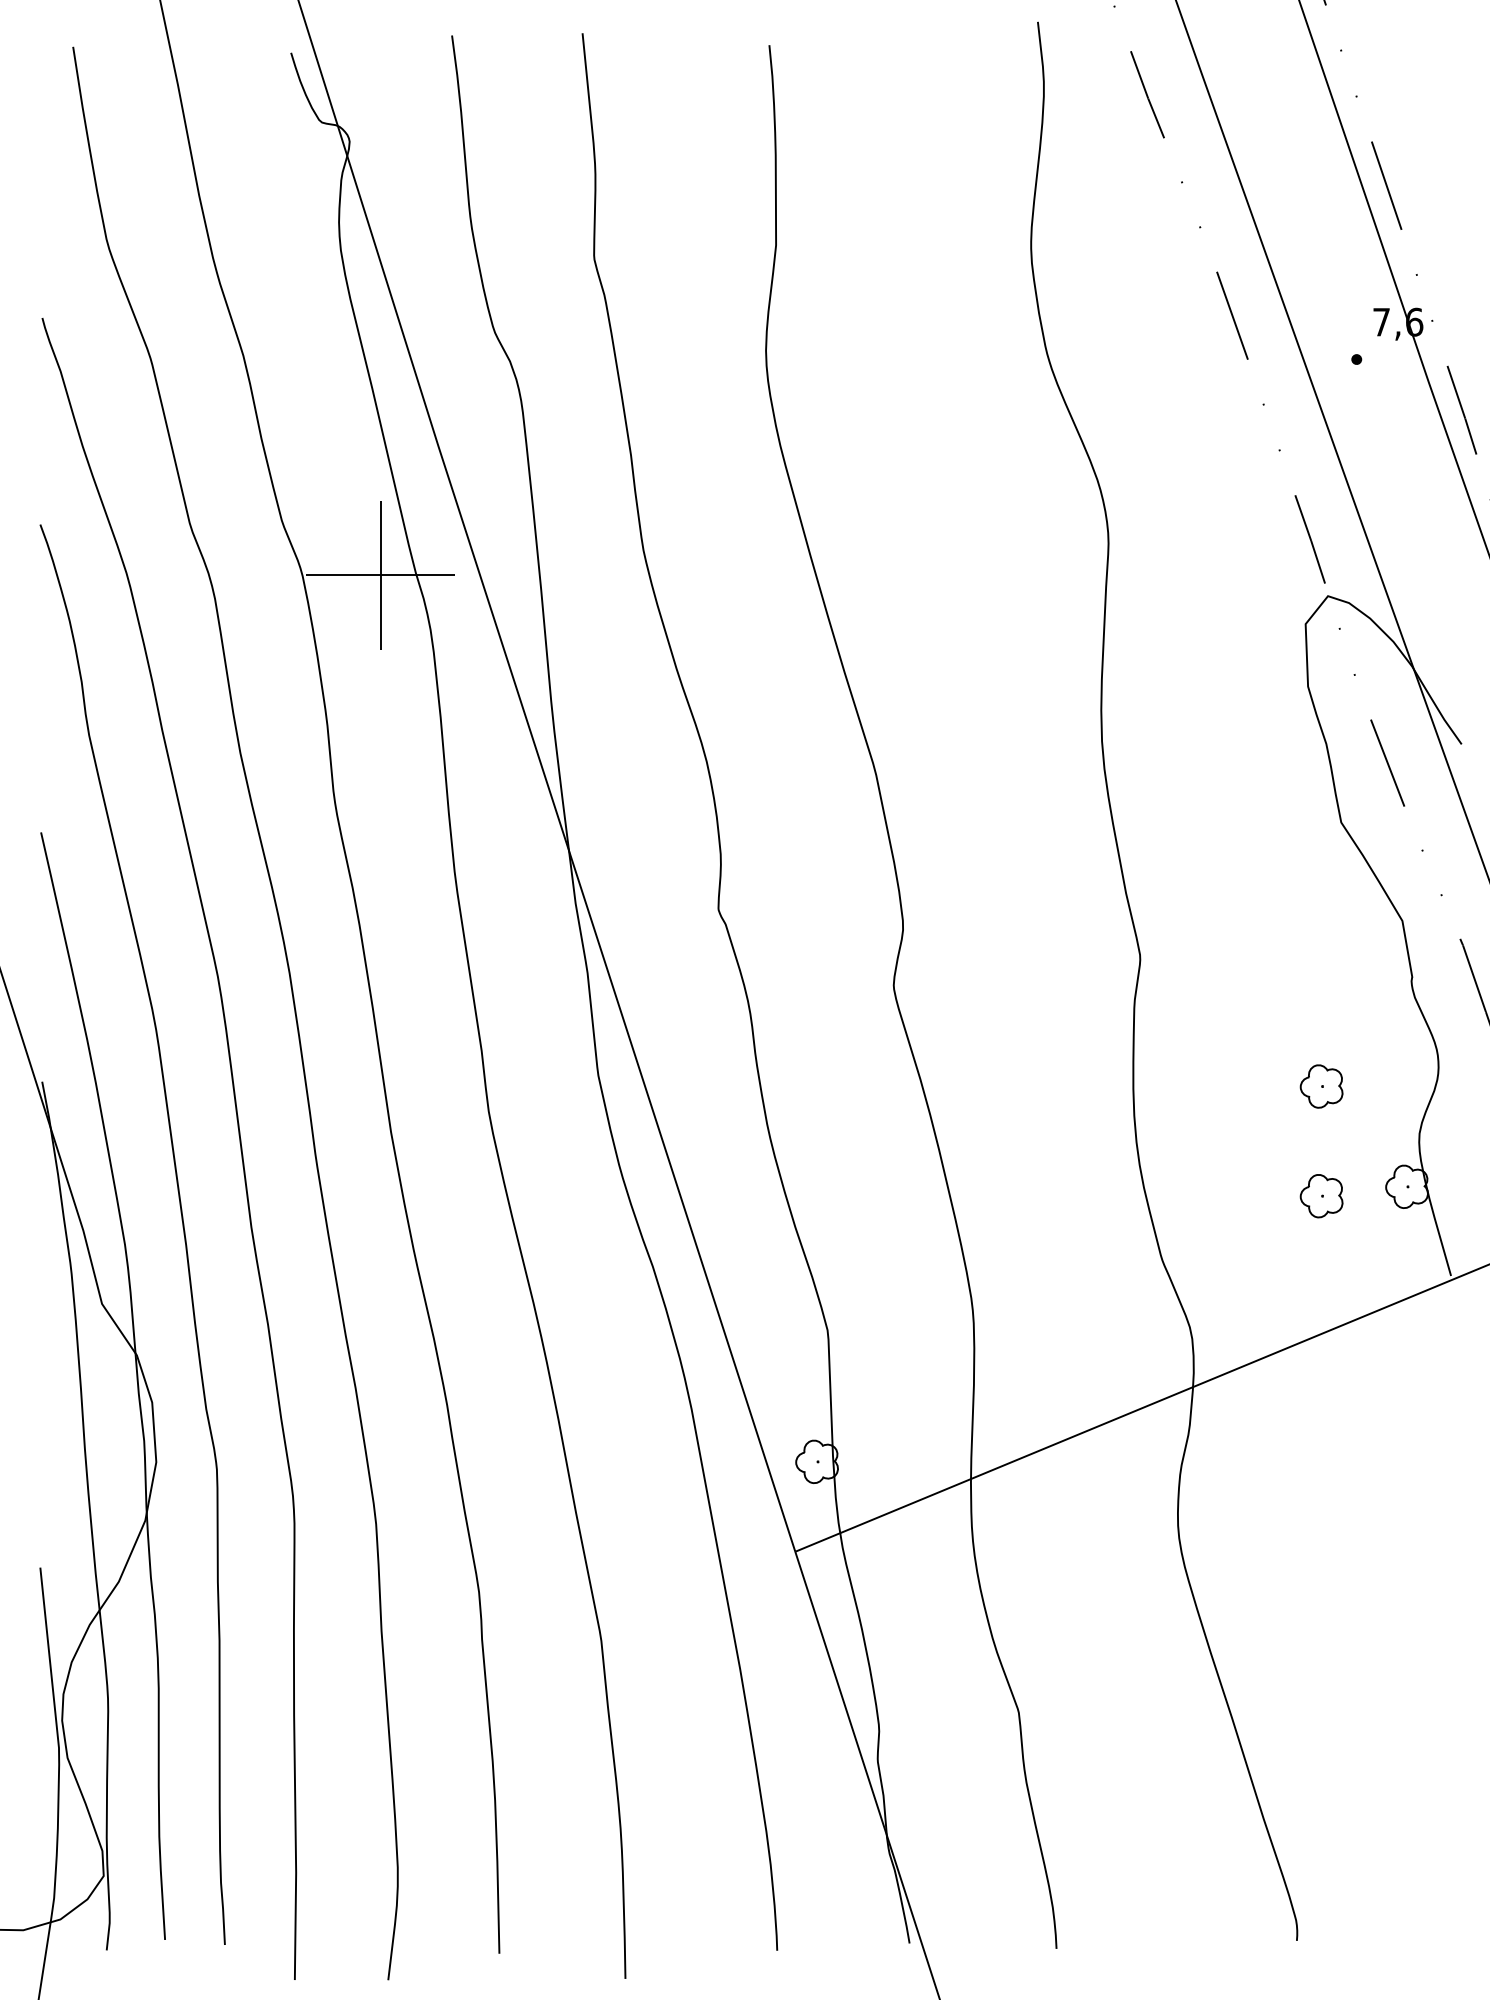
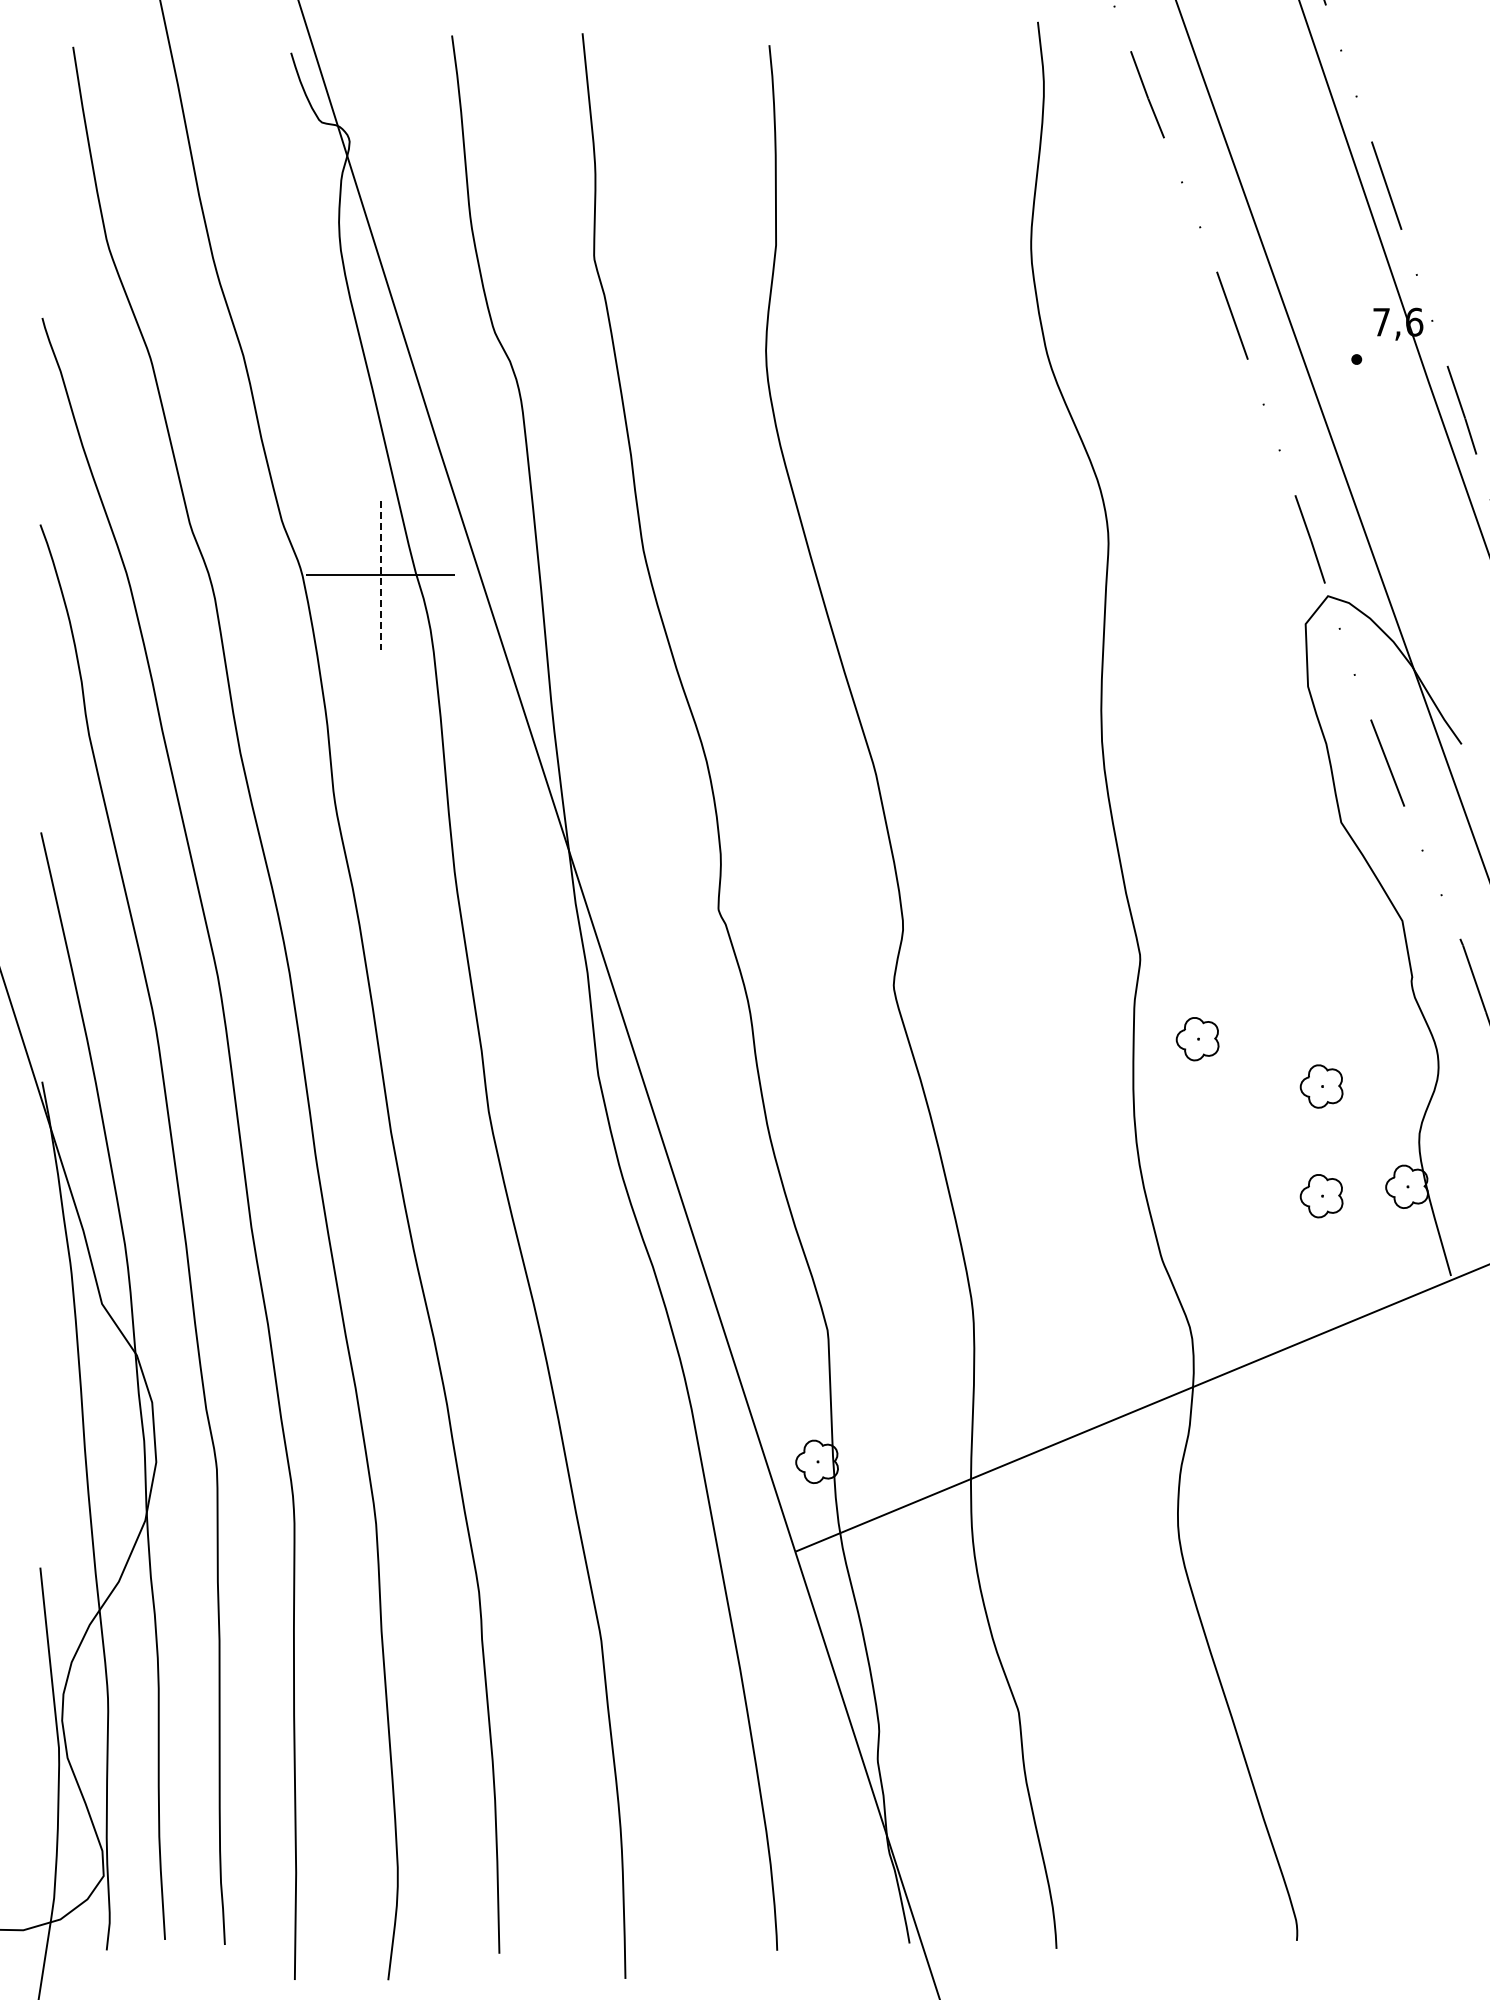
line: solid -> dashed (380, 575)
part: none -> present (1197, 1039)
